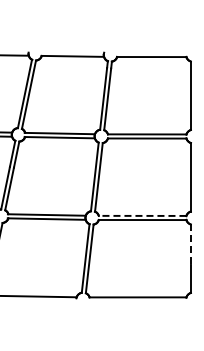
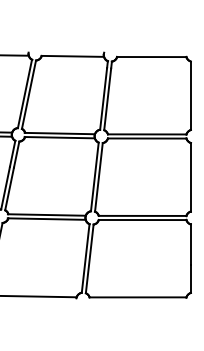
line: dashed -> solid (142, 215)
line: dashed -> solid (190, 245)
